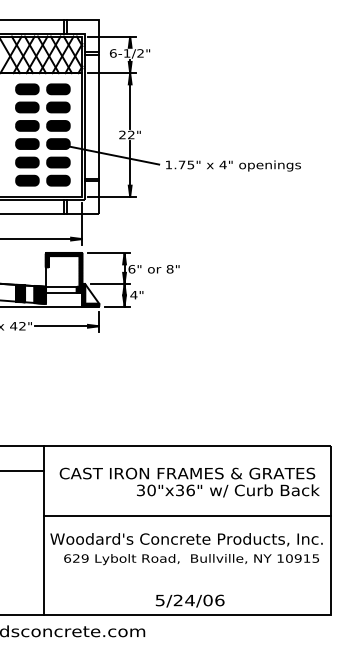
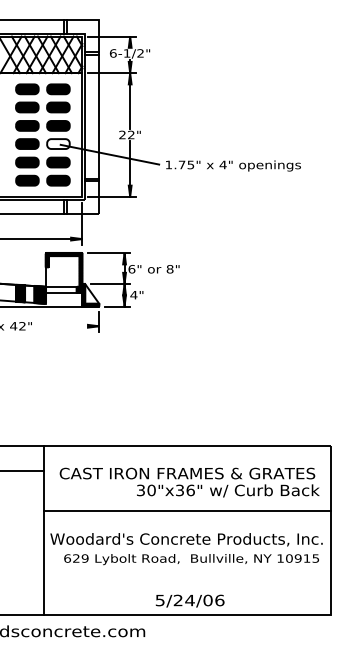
fill: present -> none (58, 144)
line: present -> none (66, 326)
line position: (186, 516) -> (186, 511) (186, 511)
